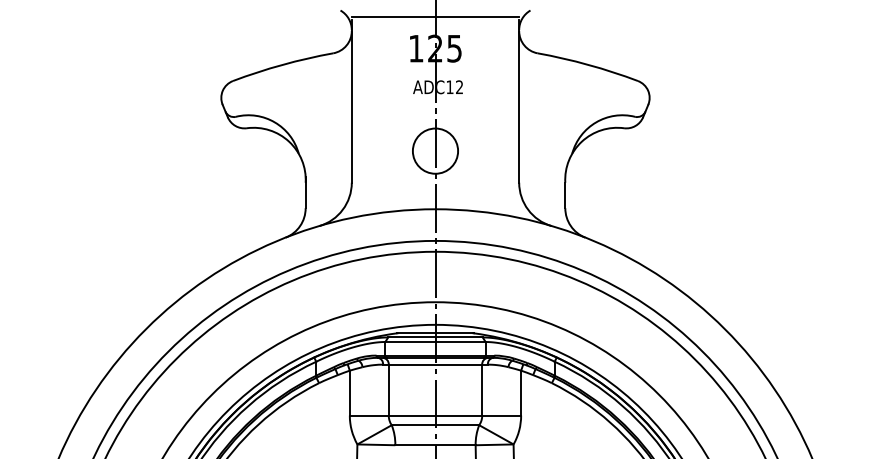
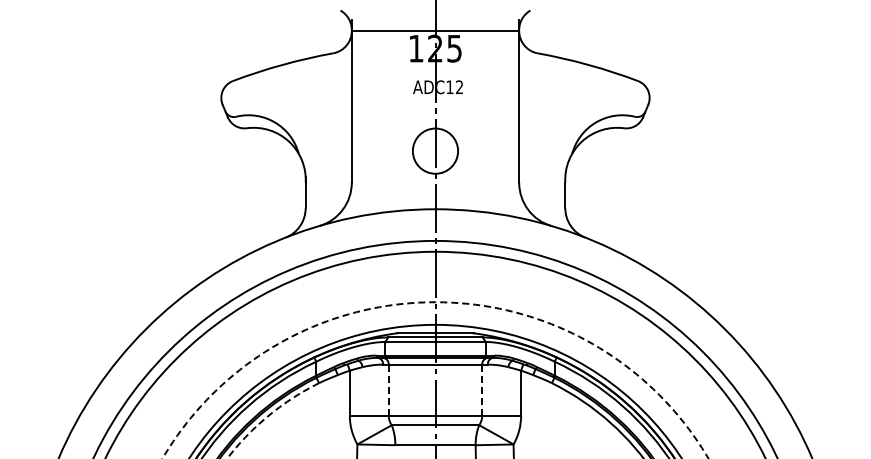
line position: (435, 17) -> (435, 31) (435, 31)
circle: solid -> dashed (435, 380)
line: solid -> dashed (482, 389)
line: solid -> dashed (388, 390)
arc: solid -> dashed (268, 415)
